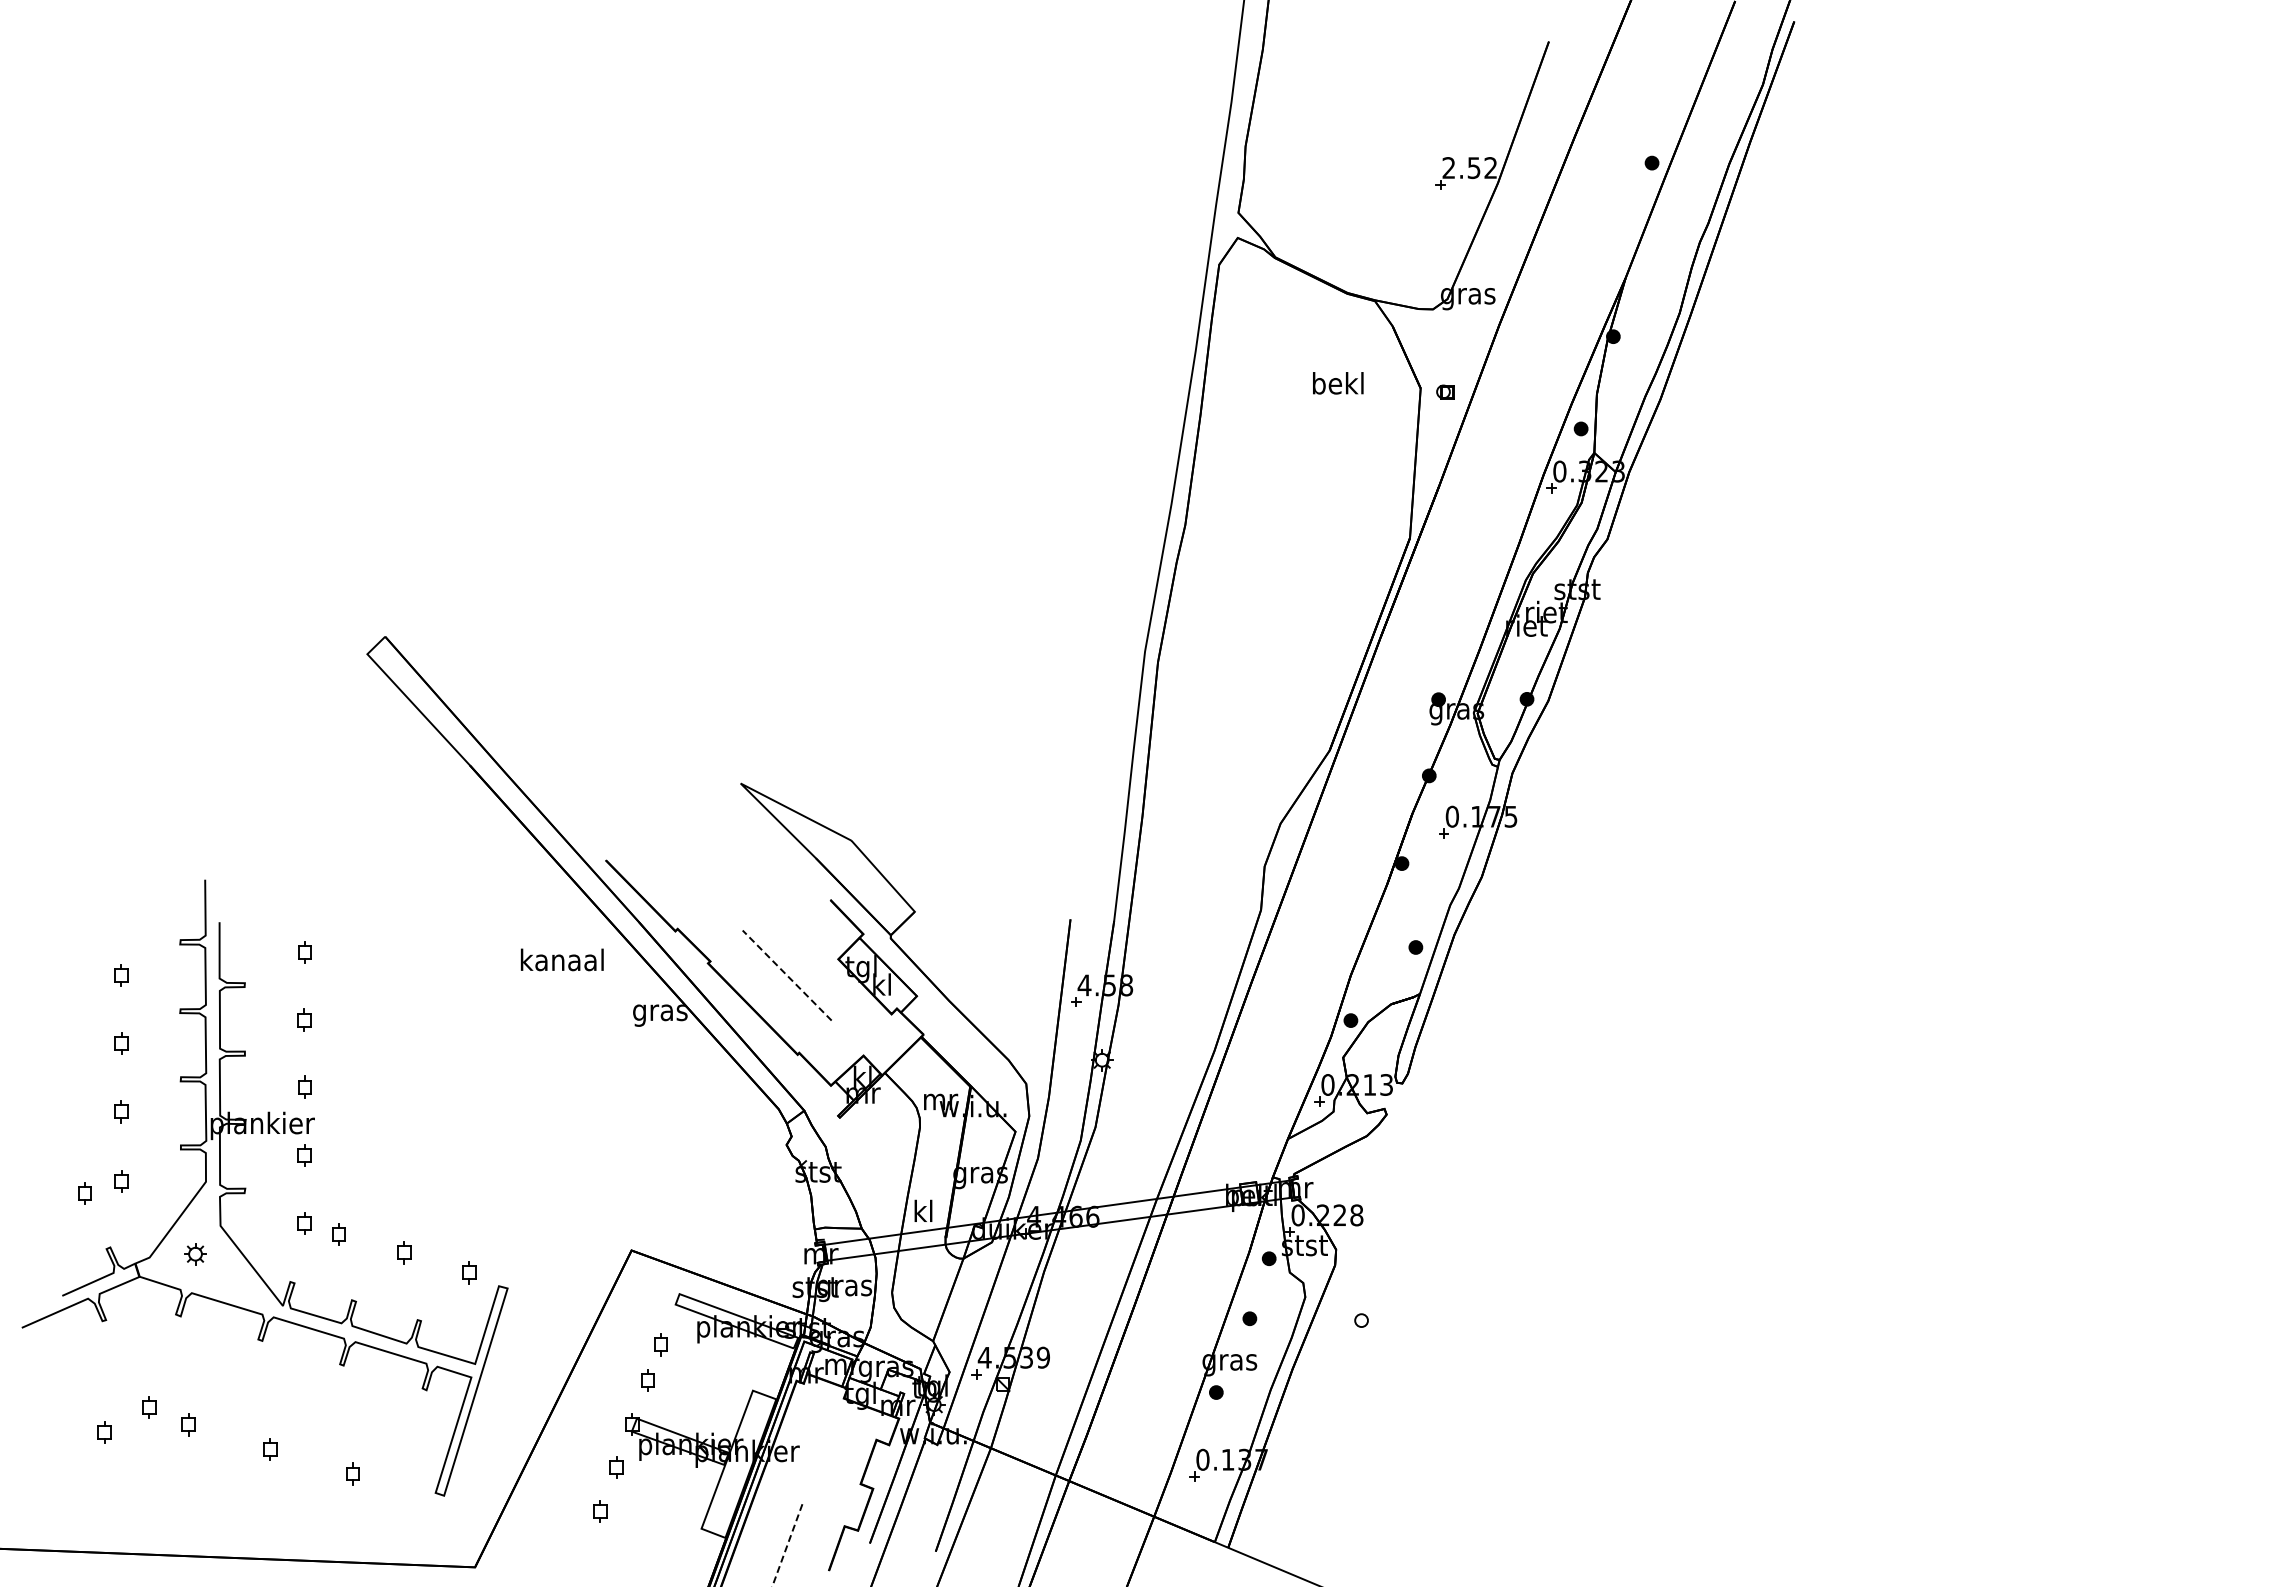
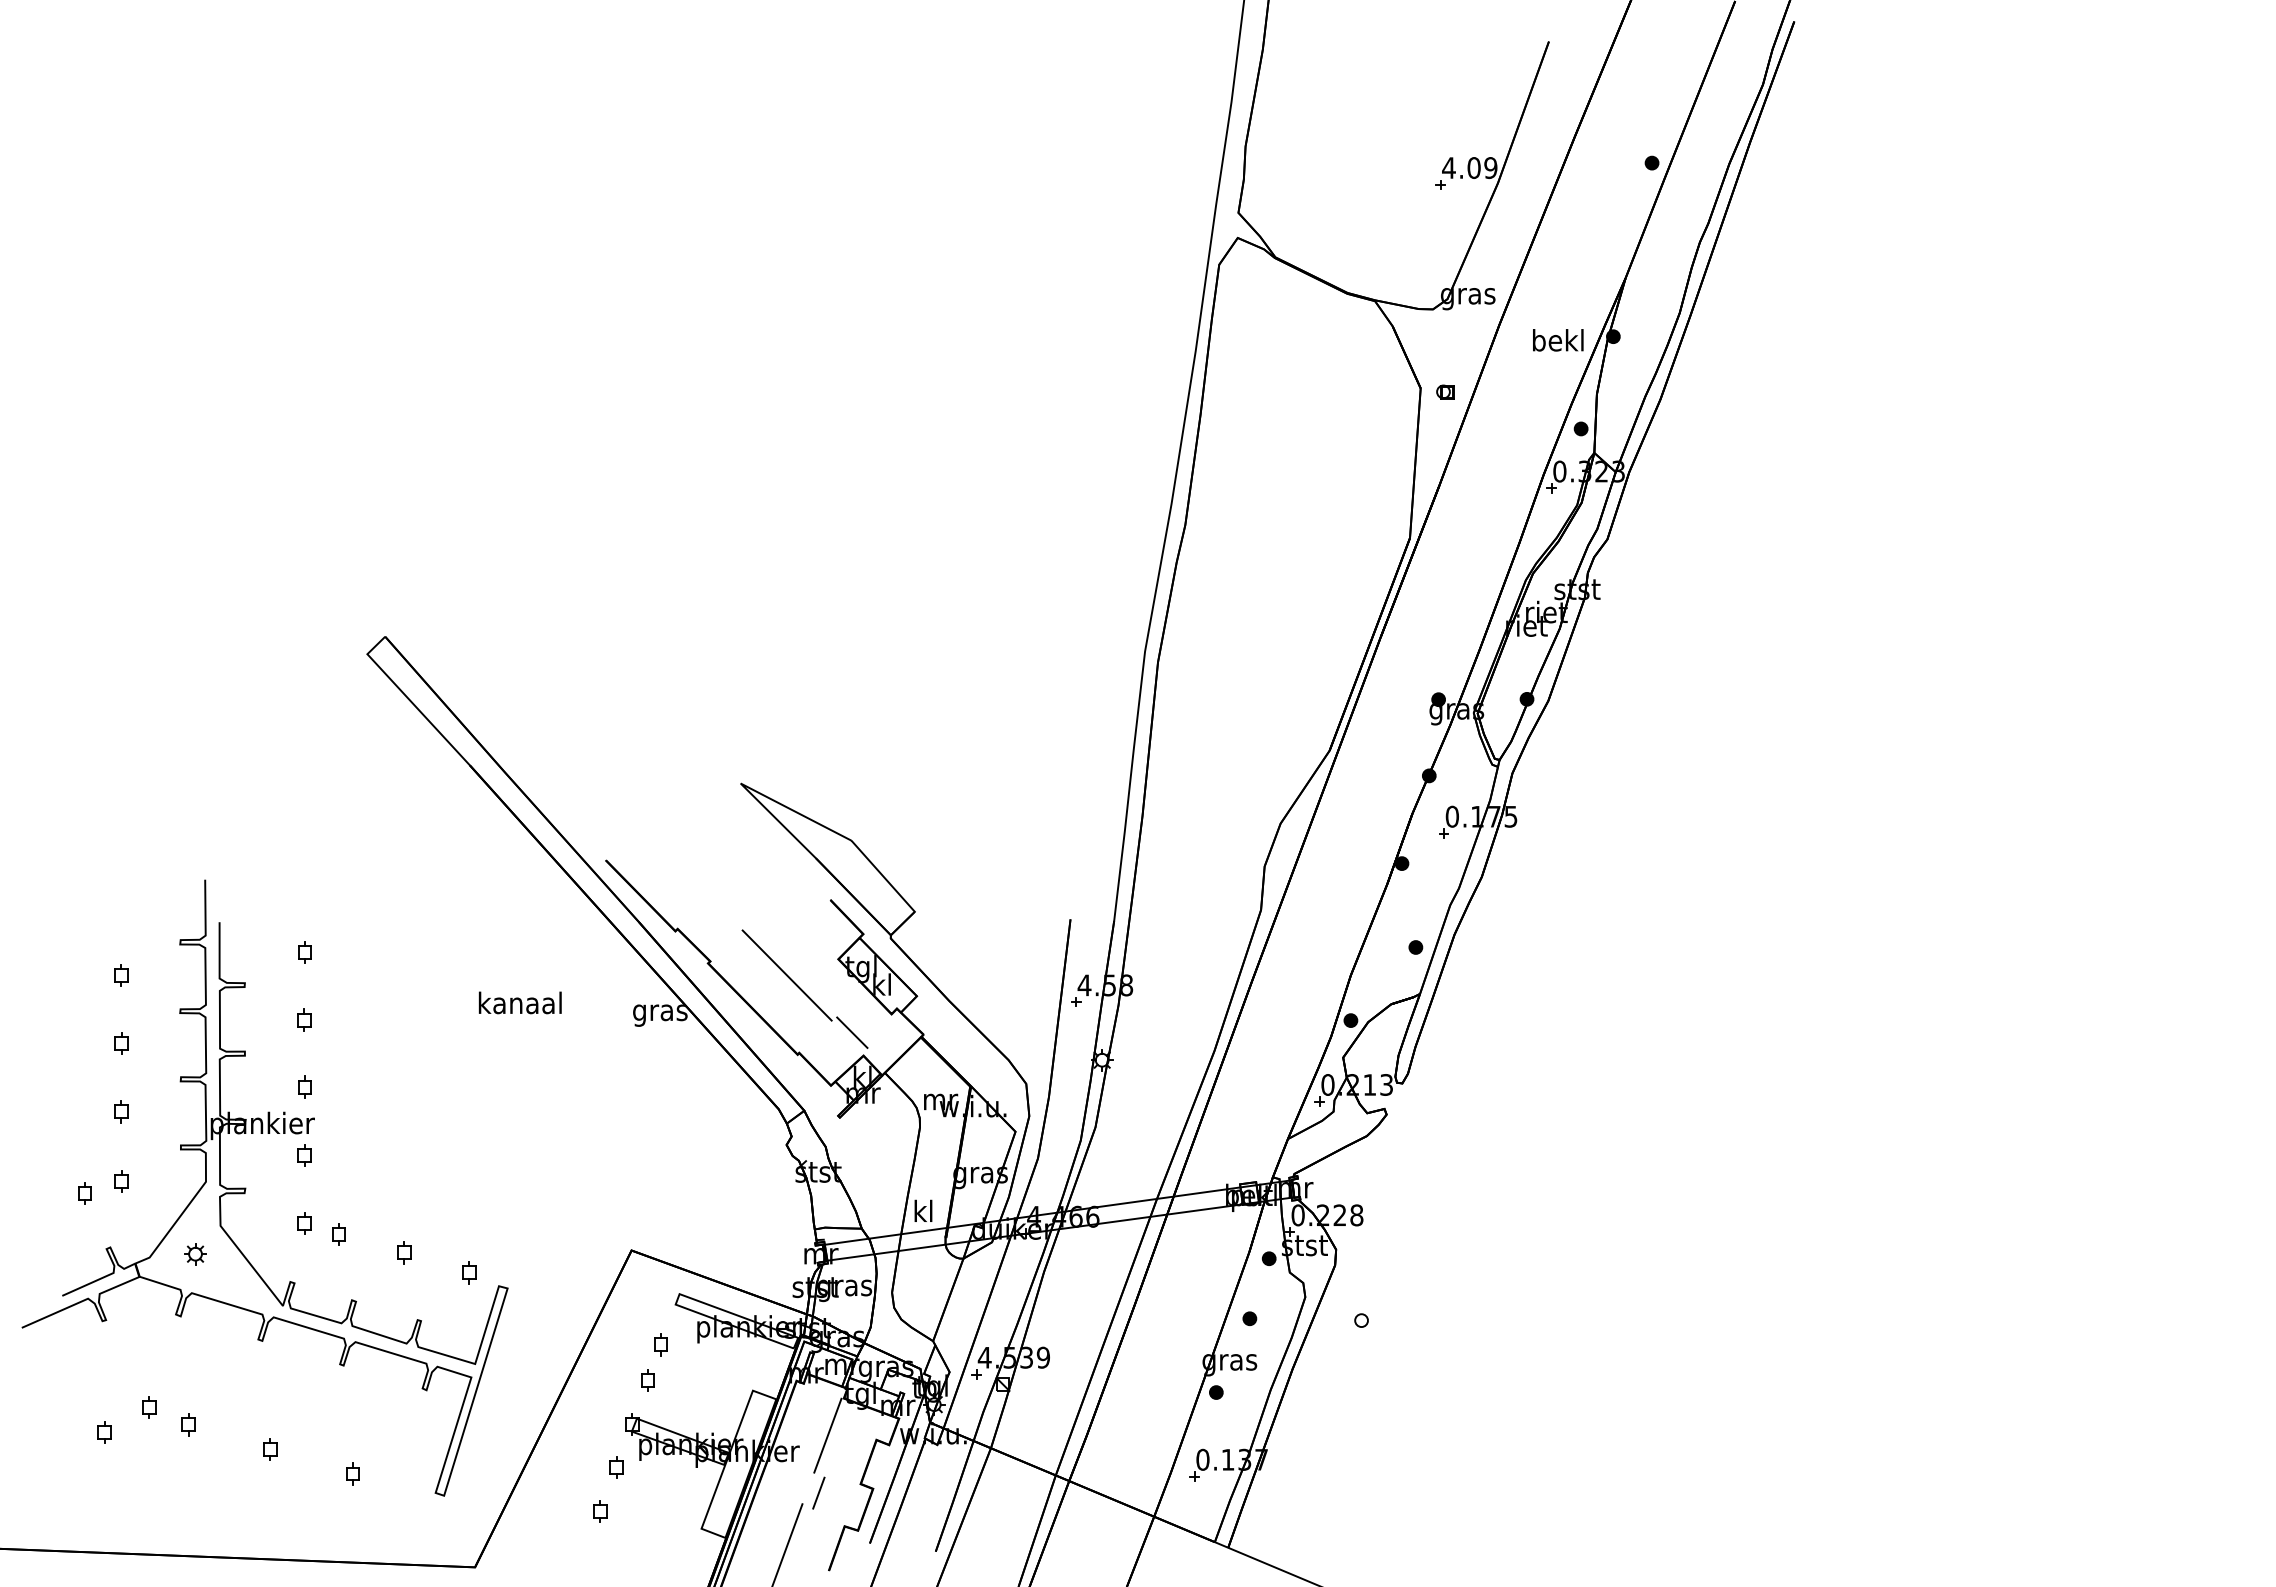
text: 2.52 -> 4.09 (1469, 168)
text position: (1338, 383) -> (1558, 340) (1558, 340)
text position: (561, 959) -> (519, 1002) (519, 1002)
line: dashed -> solid (786, 975)
line: none -> present (852, 1032)
line: none -> present (827, 1435)
line: none -> present (818, 1492)
line: dashed -> solid (787, 1545)
